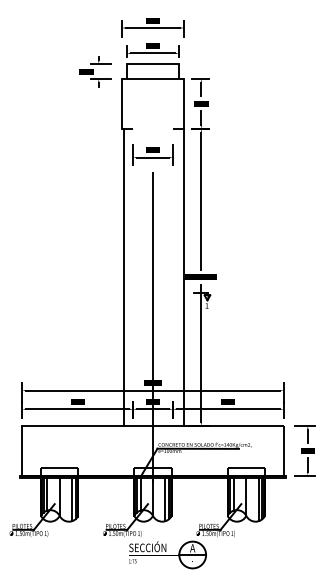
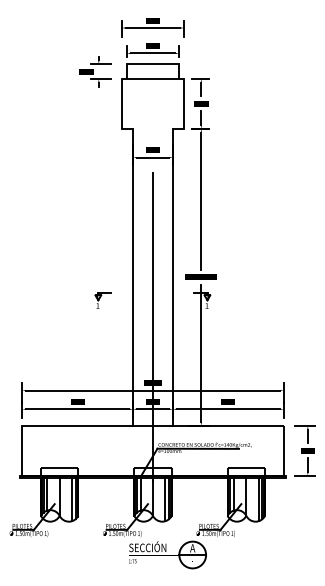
line position: (124, 276) -> (133, 276) (133, 276)
line position: (183, 276) -> (172, 276) (172, 276)
part: none -> present (102, 300)
